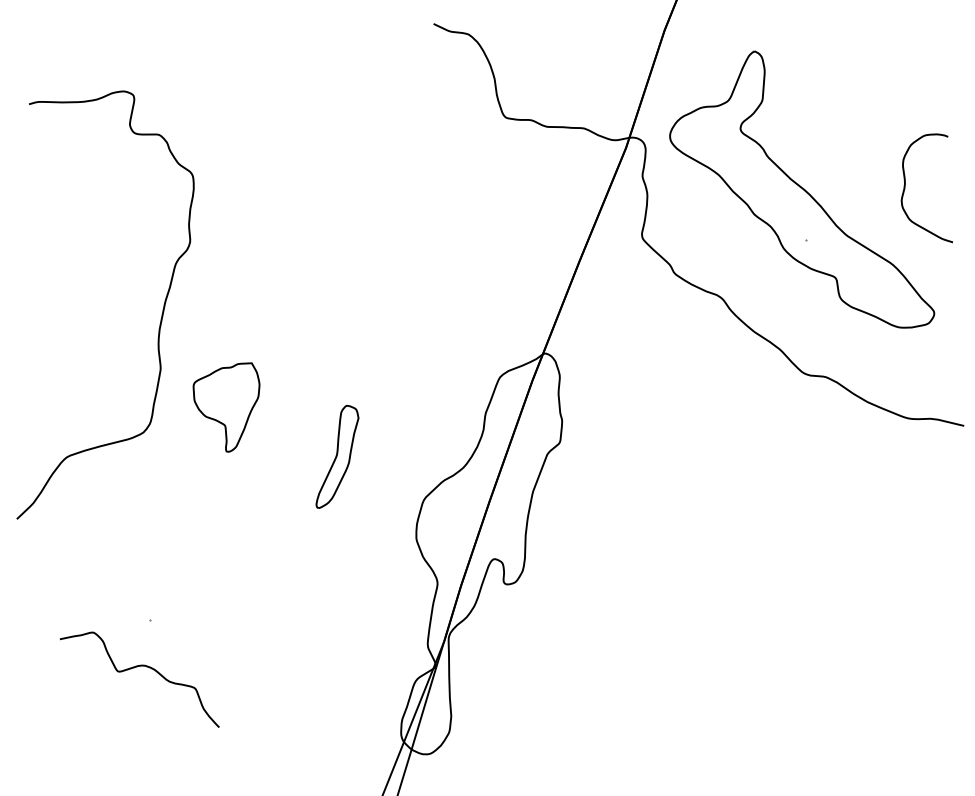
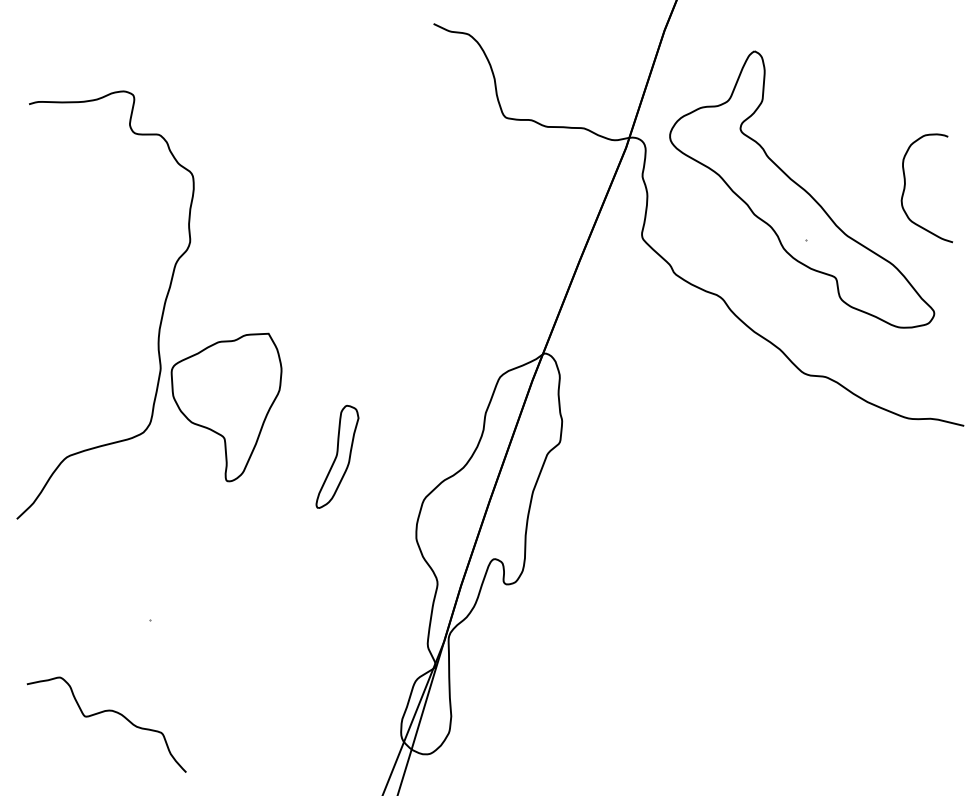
part size: 69x91 px -> 113x151 px (226, 407)
curve position: (134, 668) -> (101, 713) (101, 713)
